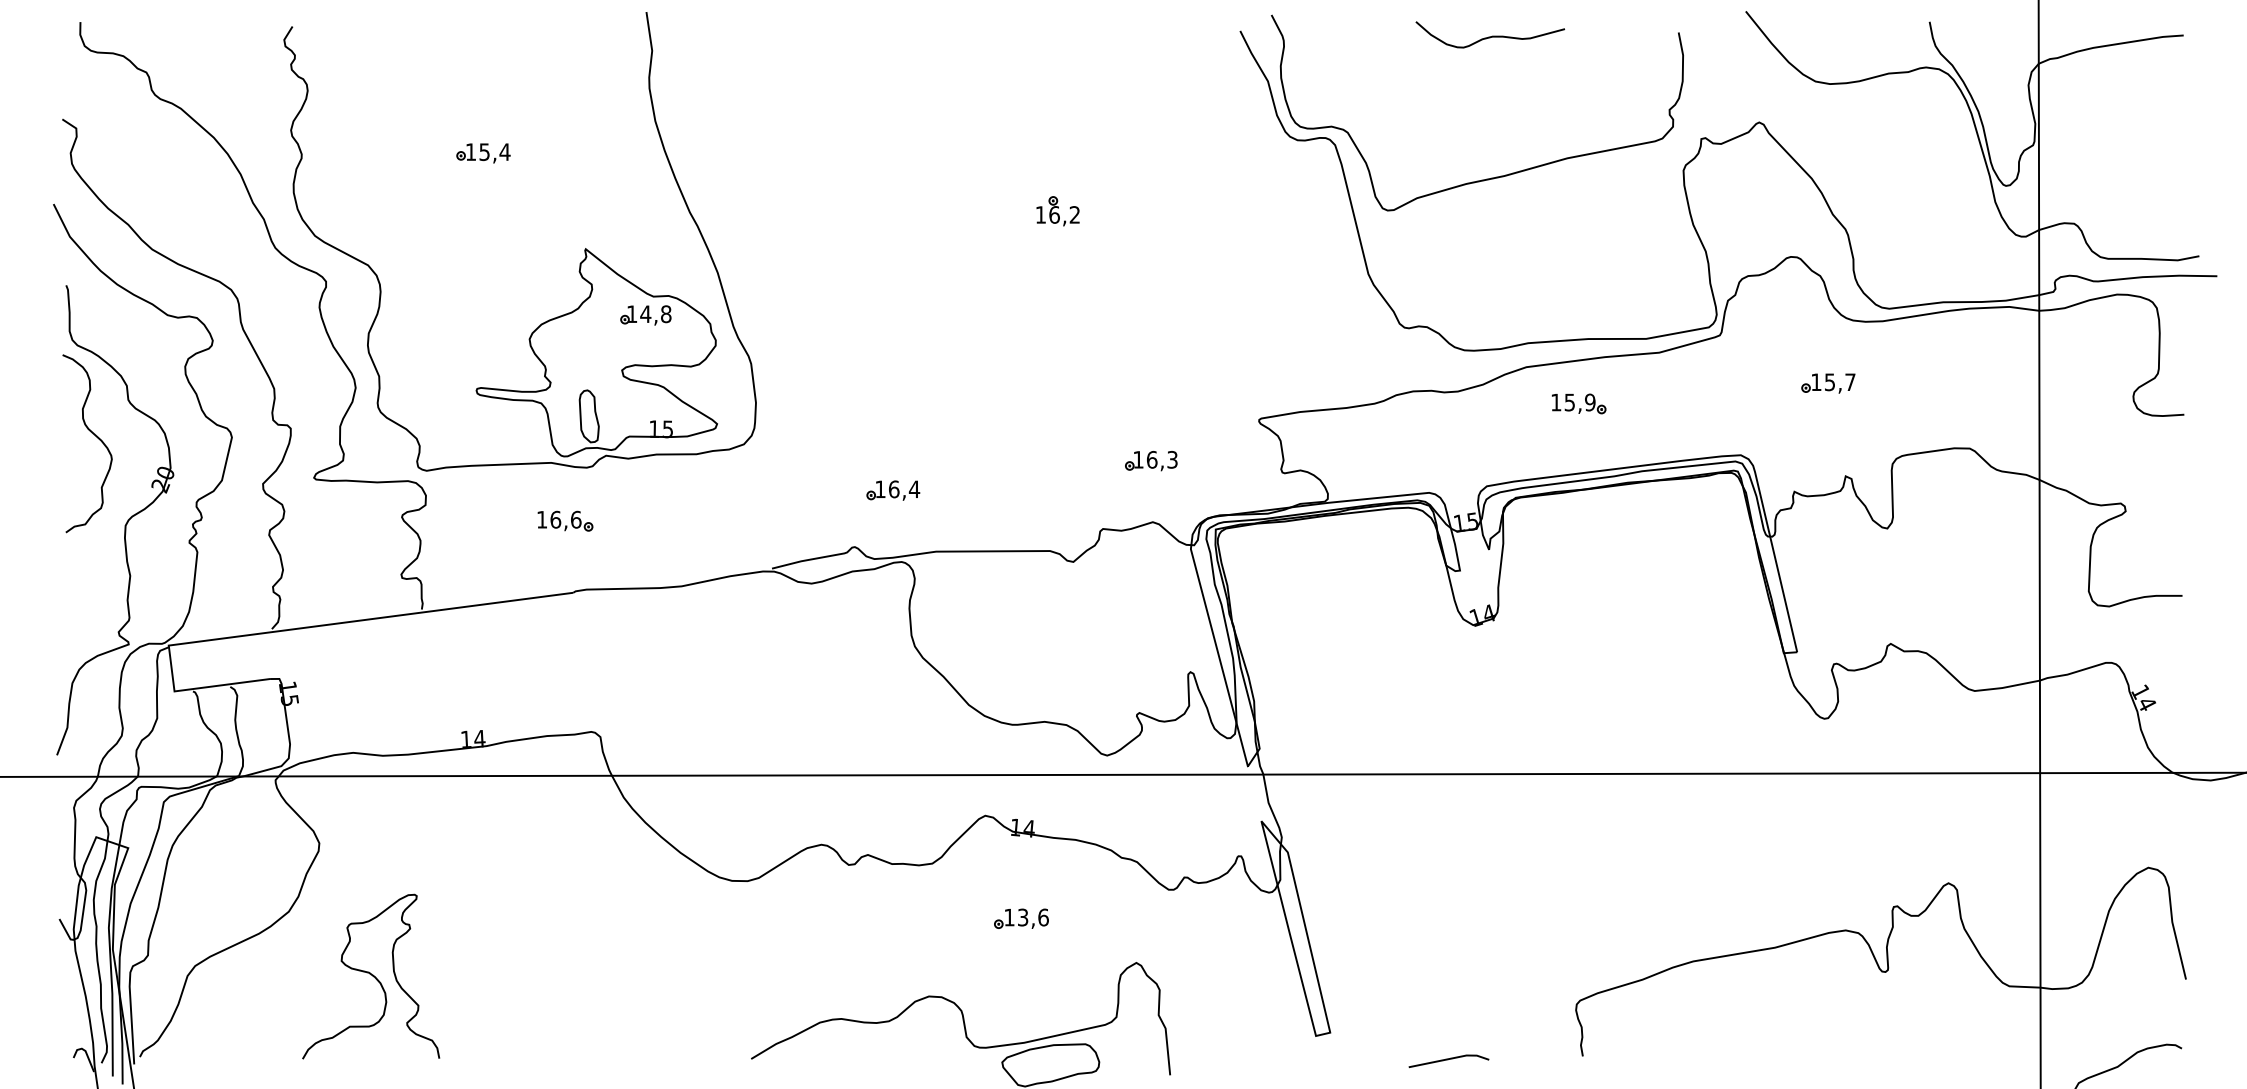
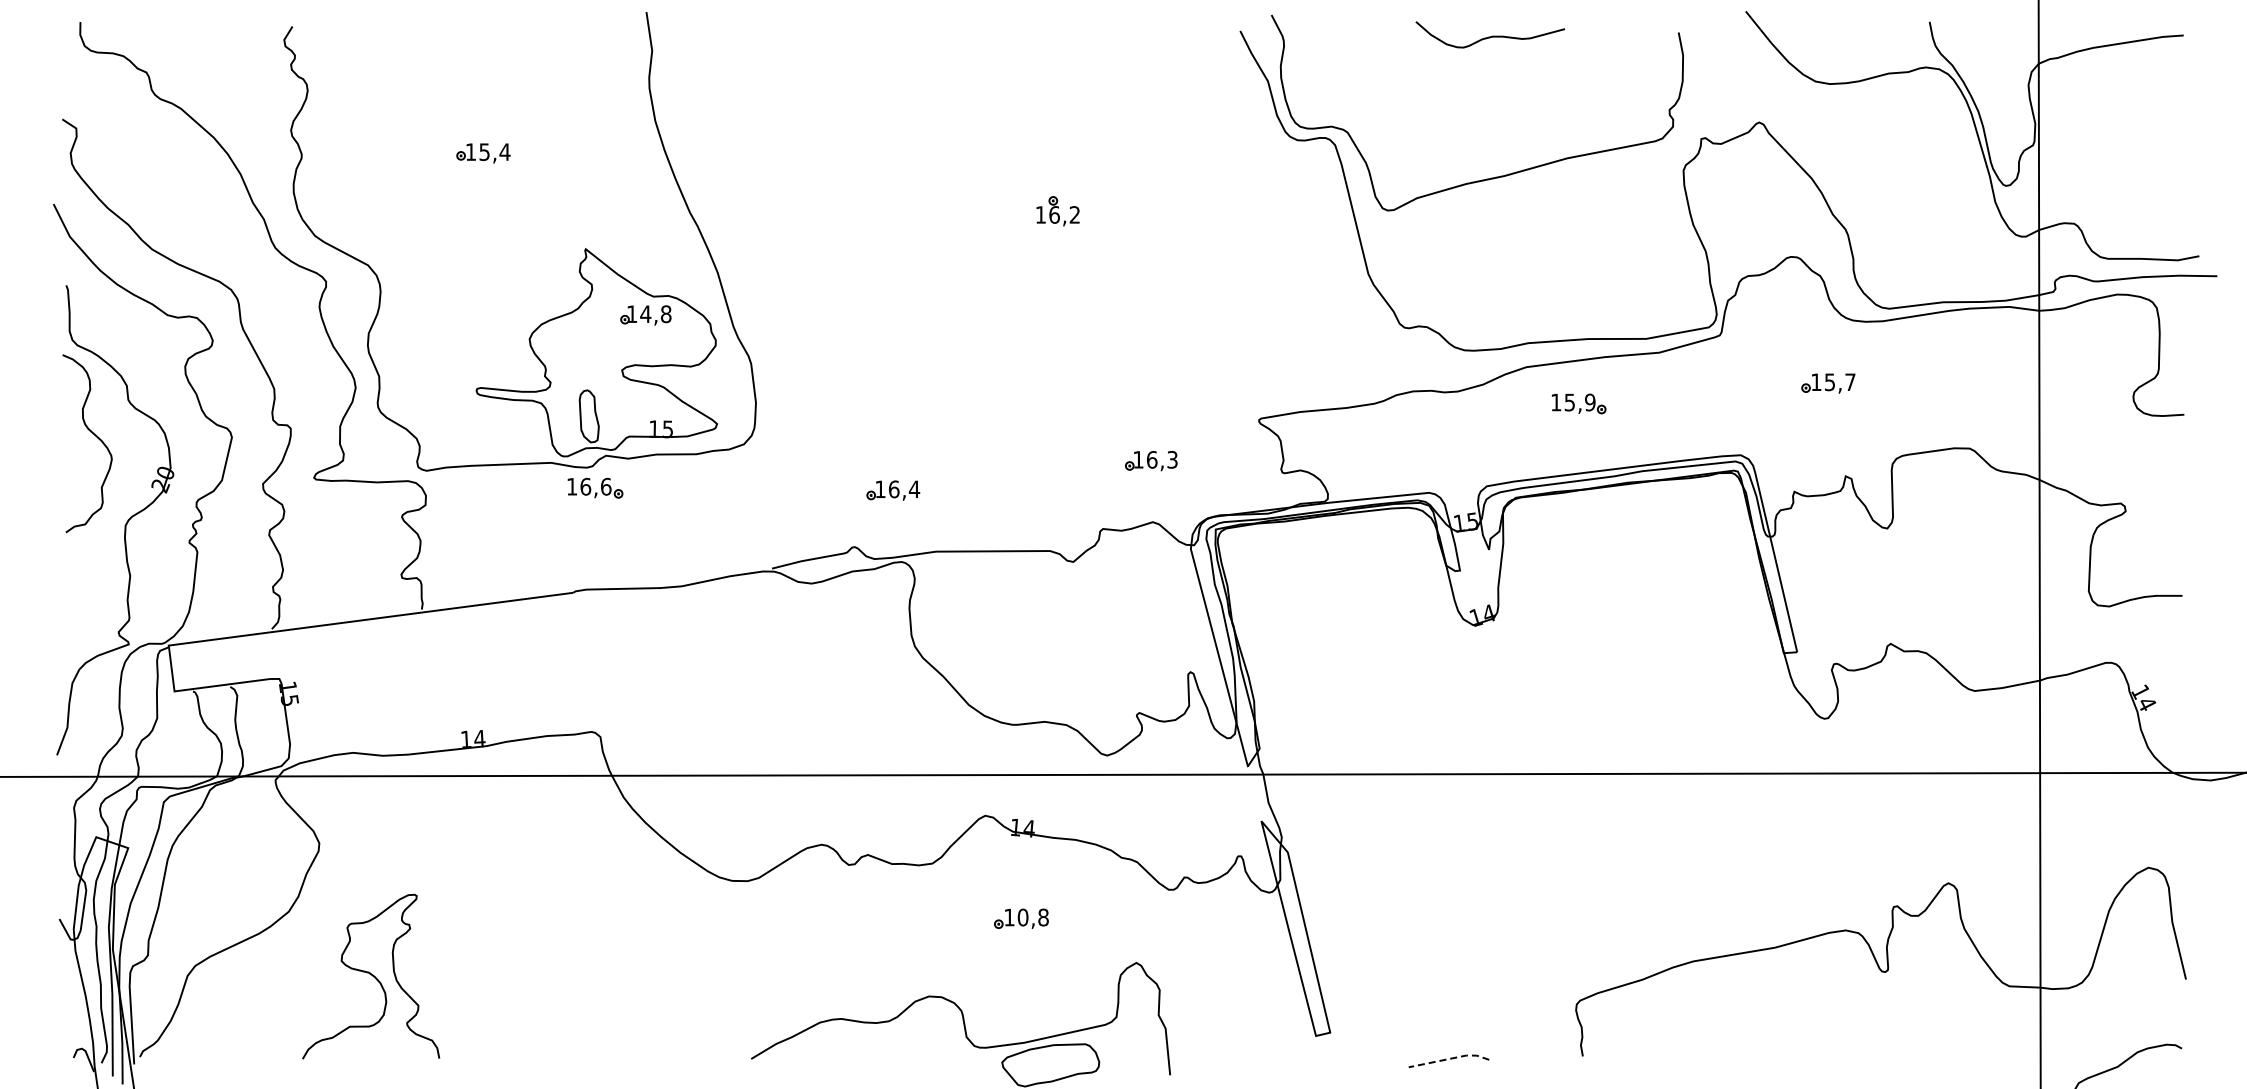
part position: (565, 520) -> (595, 487) (595, 487)
text: 13,6 -> 10,8 (1032, 917)
line: solid -> dashed (1450, 1058)
